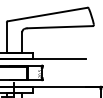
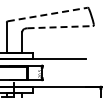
line: solid -> dashed (48, 14)
line: solid -> dashed (60, 27)
